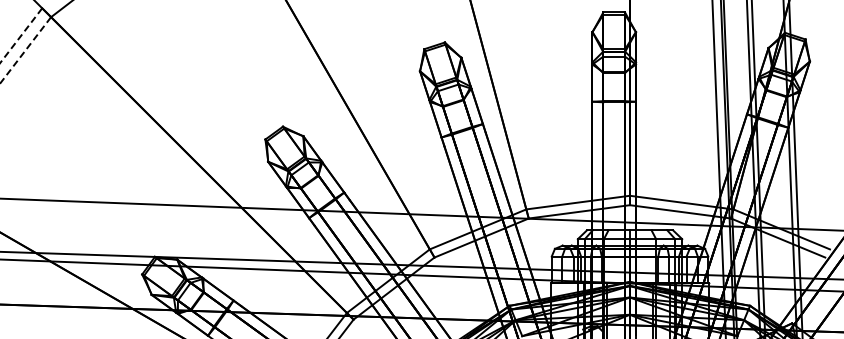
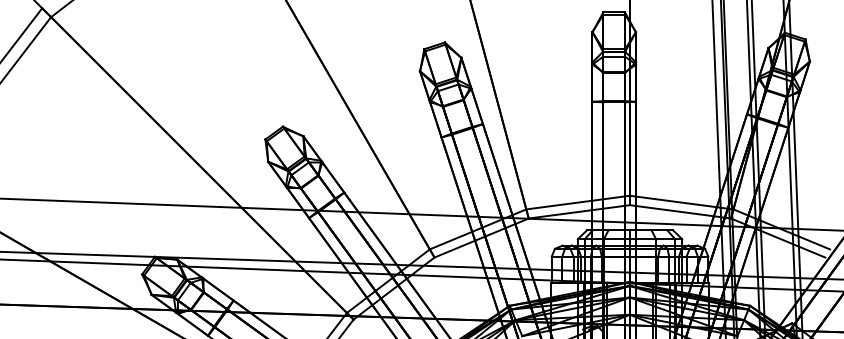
line: dashed -> solid (20, 36)
line: dashed -> solid (25, 50)
